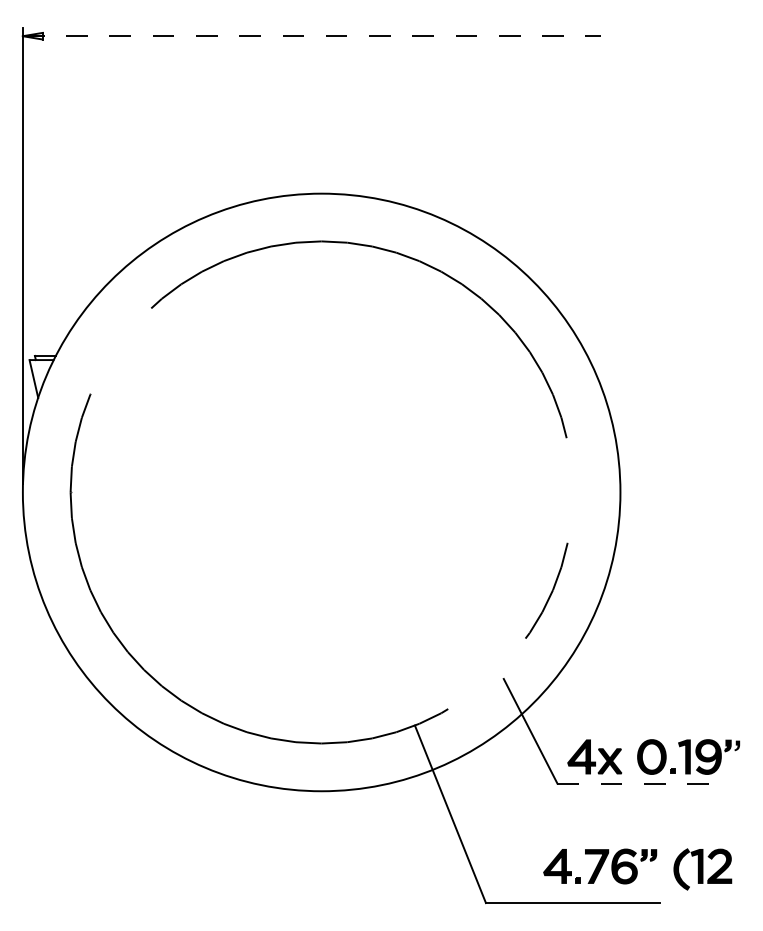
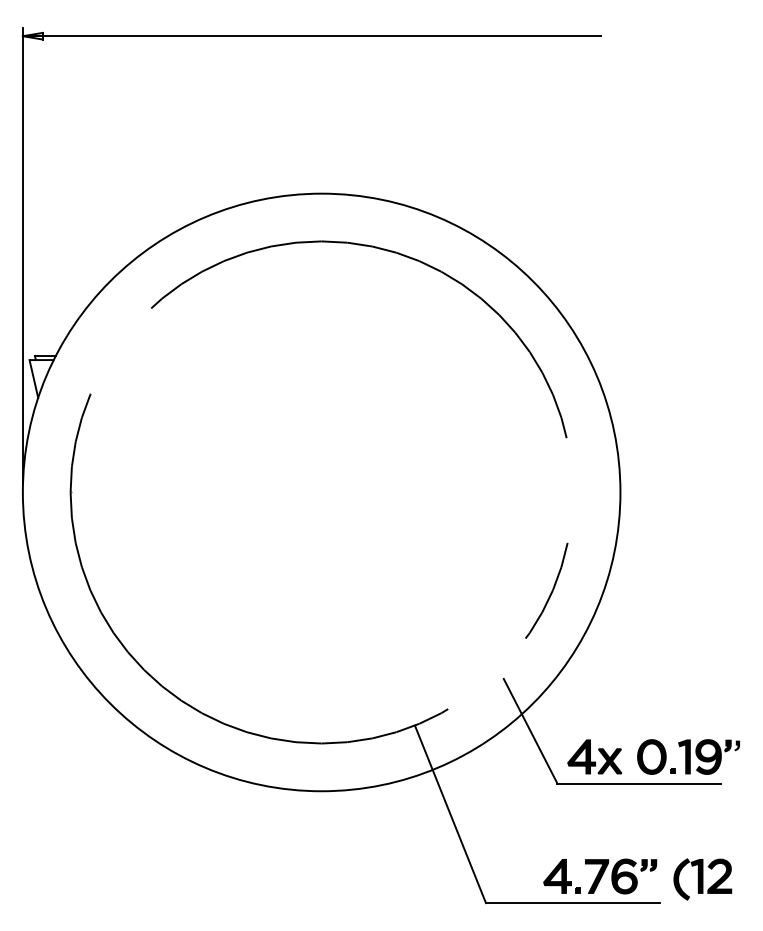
line: dashed -> solid (311, 36)
line: dashed -> solid (639, 783)
part position: (637, 869) -> (637, 879) (637, 879)
